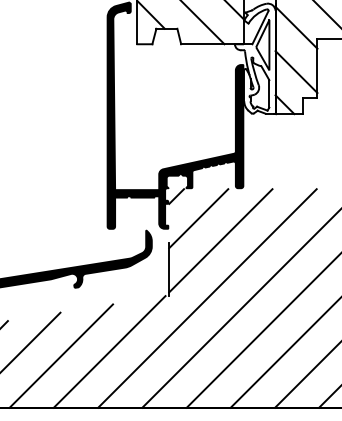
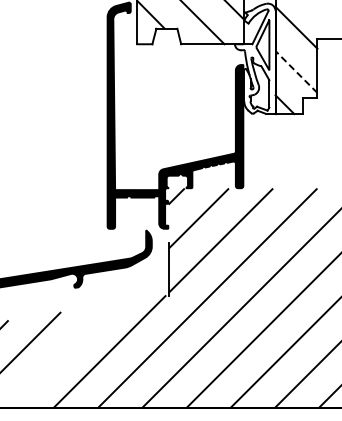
line: present -> none (326, 13)
line: solid -> dashed (296, 72)
line: present -> none (61, 355)
